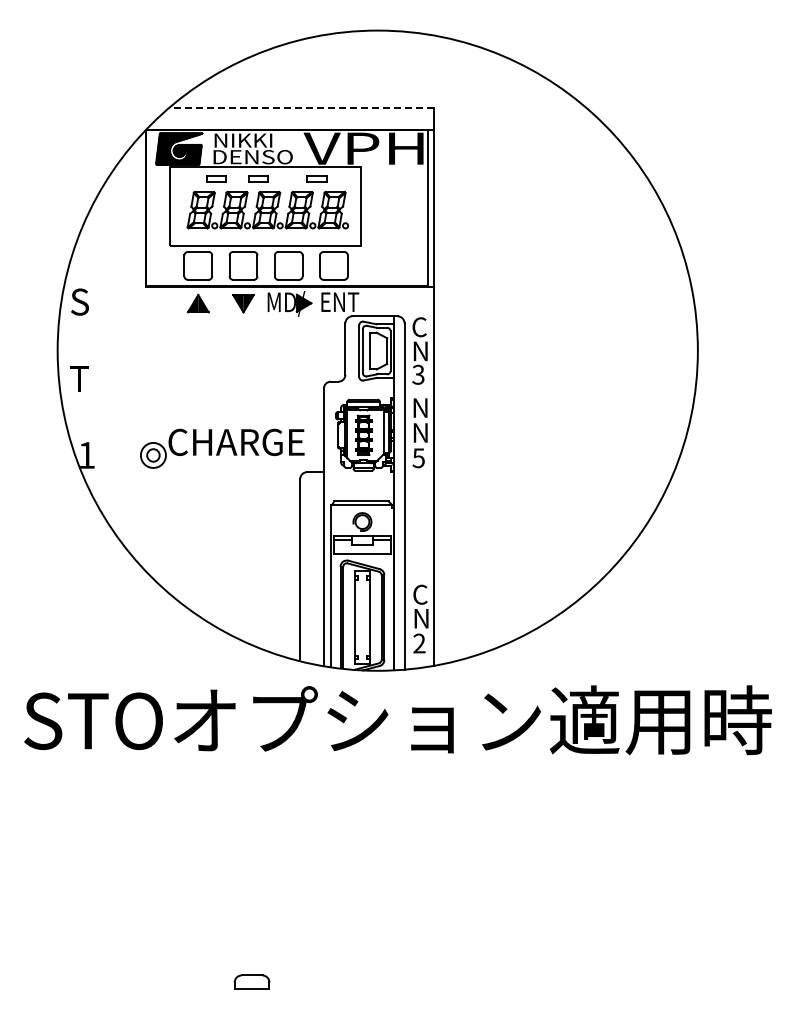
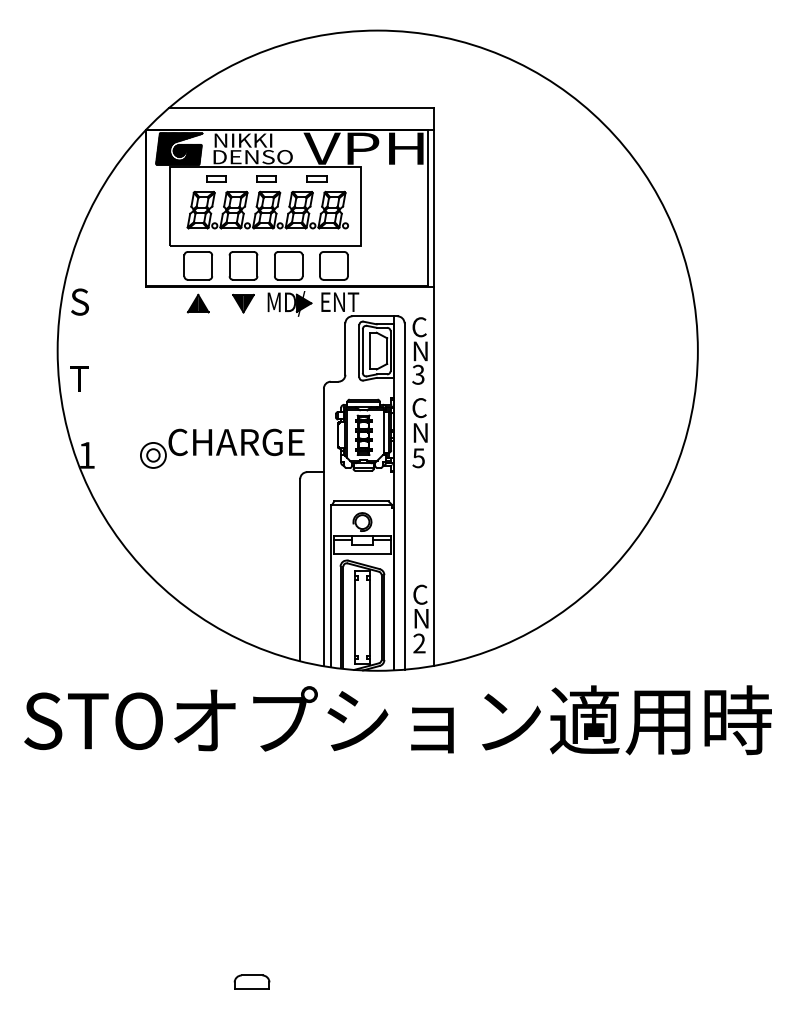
line: dashed -> solid (301, 107)
part position: (258, 178) -> (266, 178) (266, 178)
text: N -> C (419, 408)
